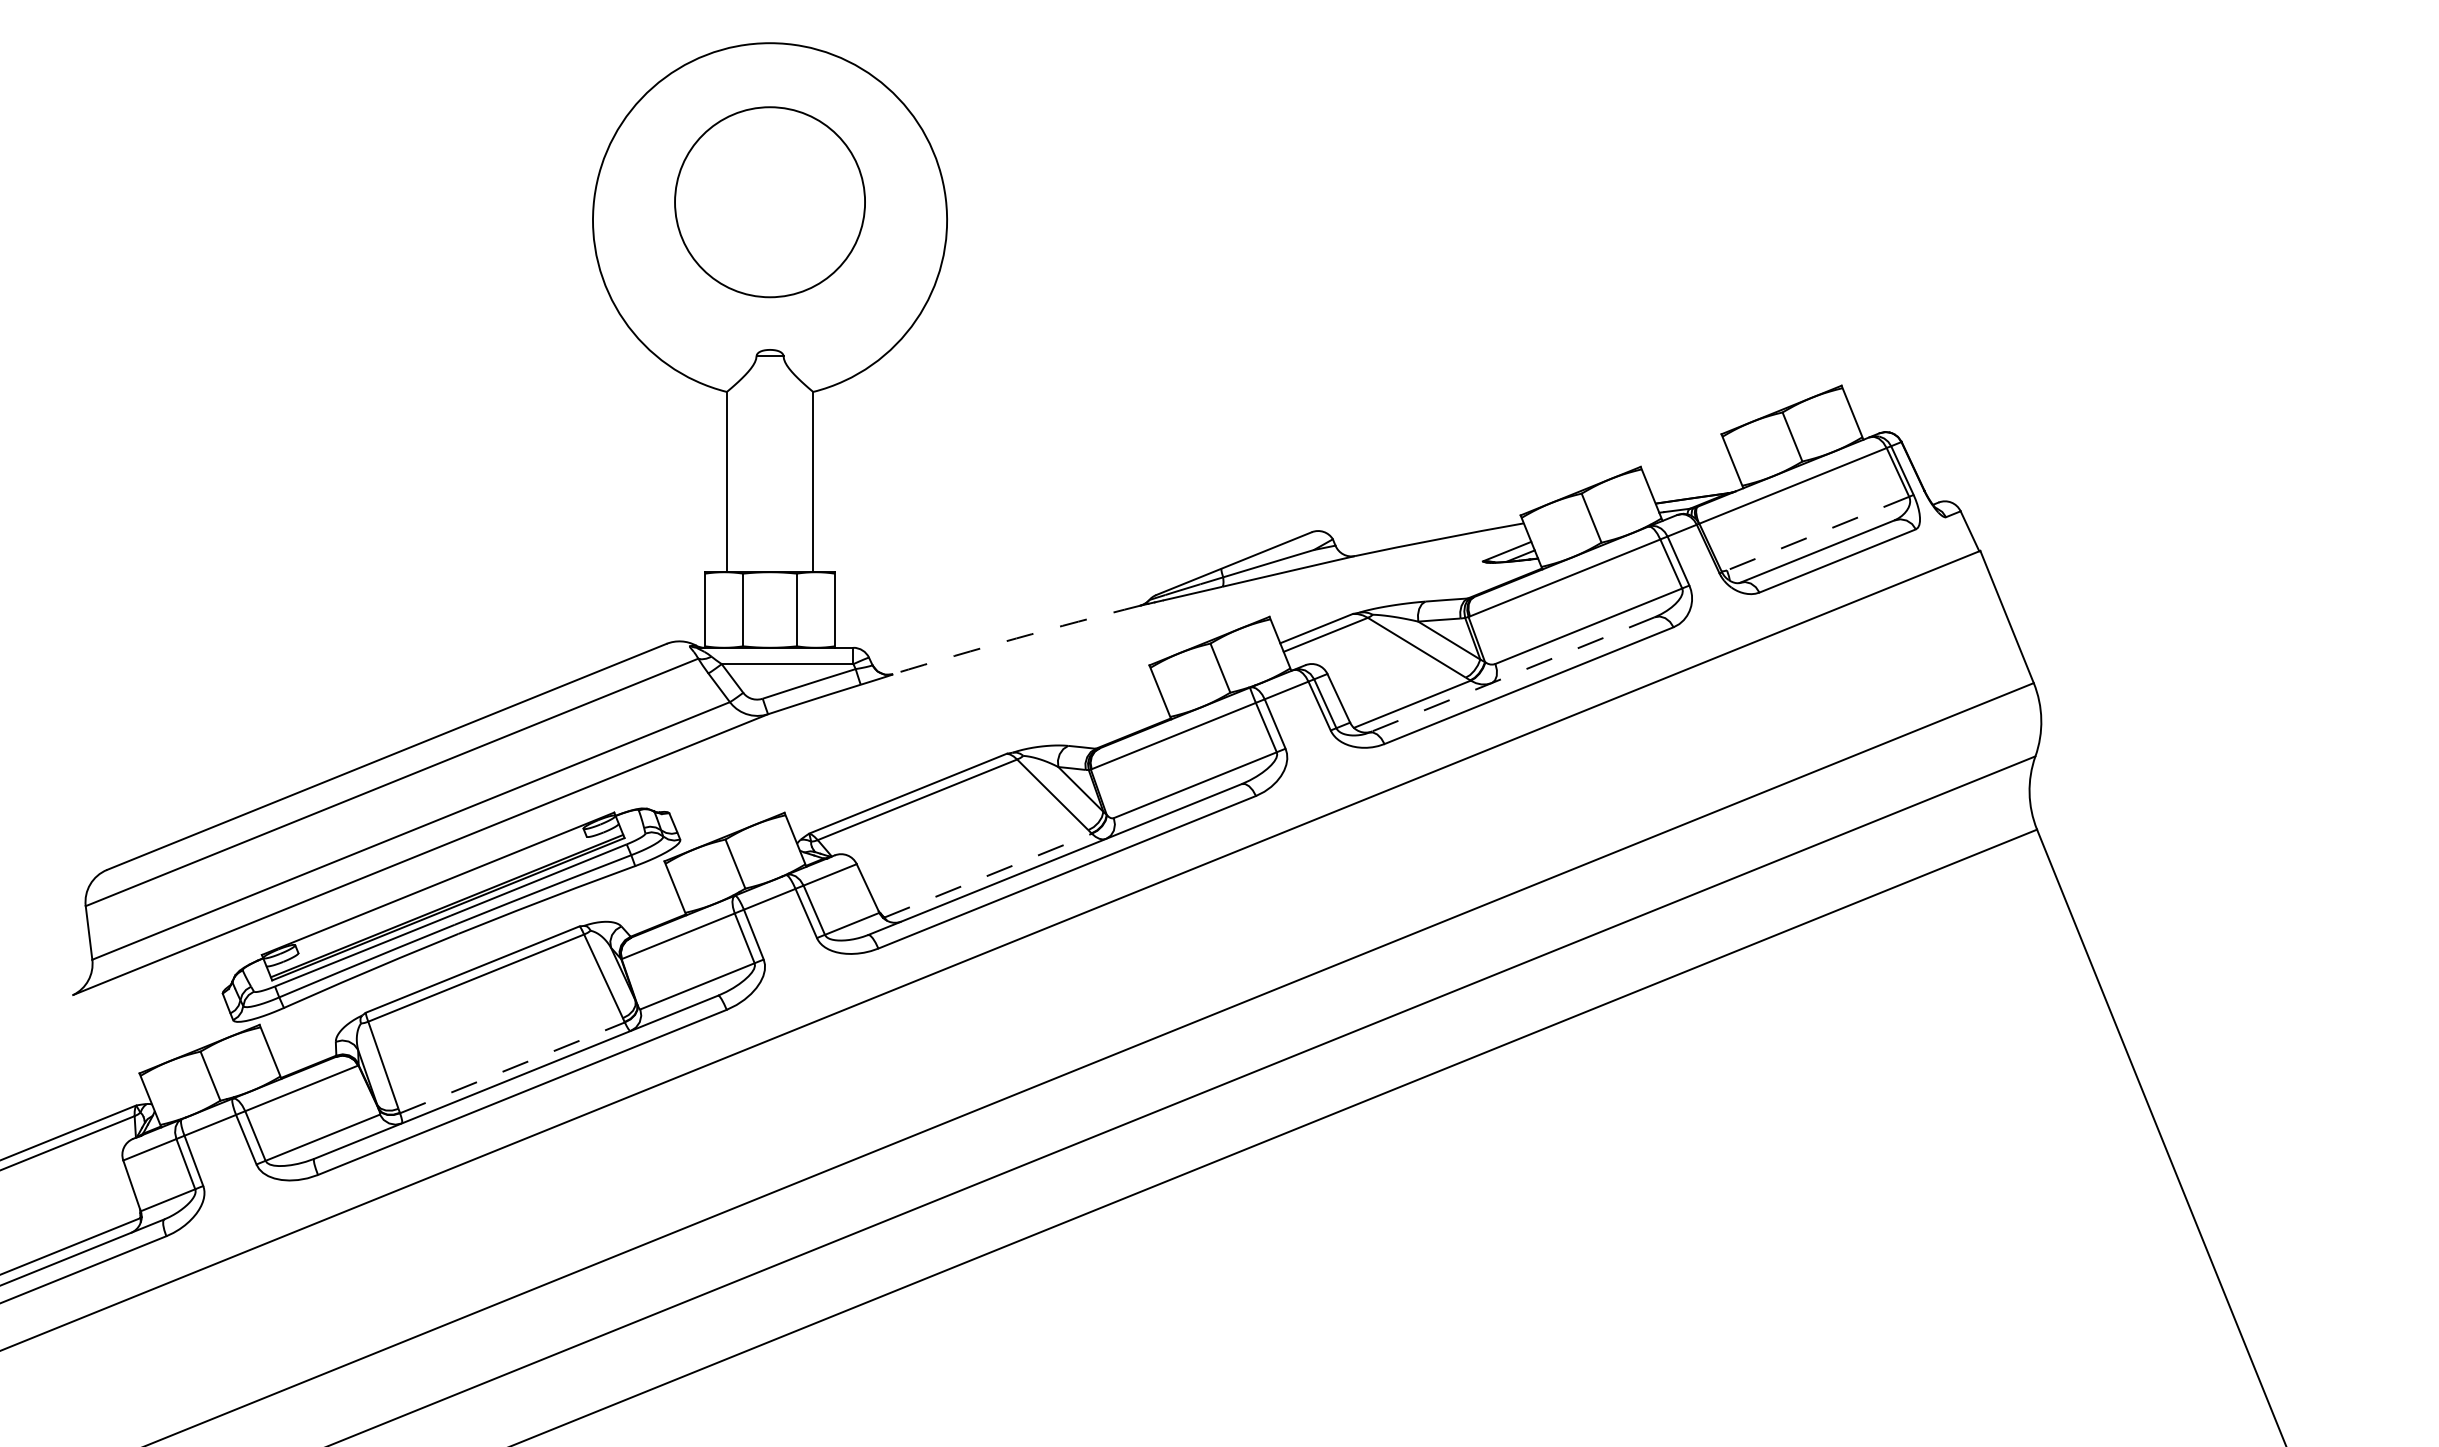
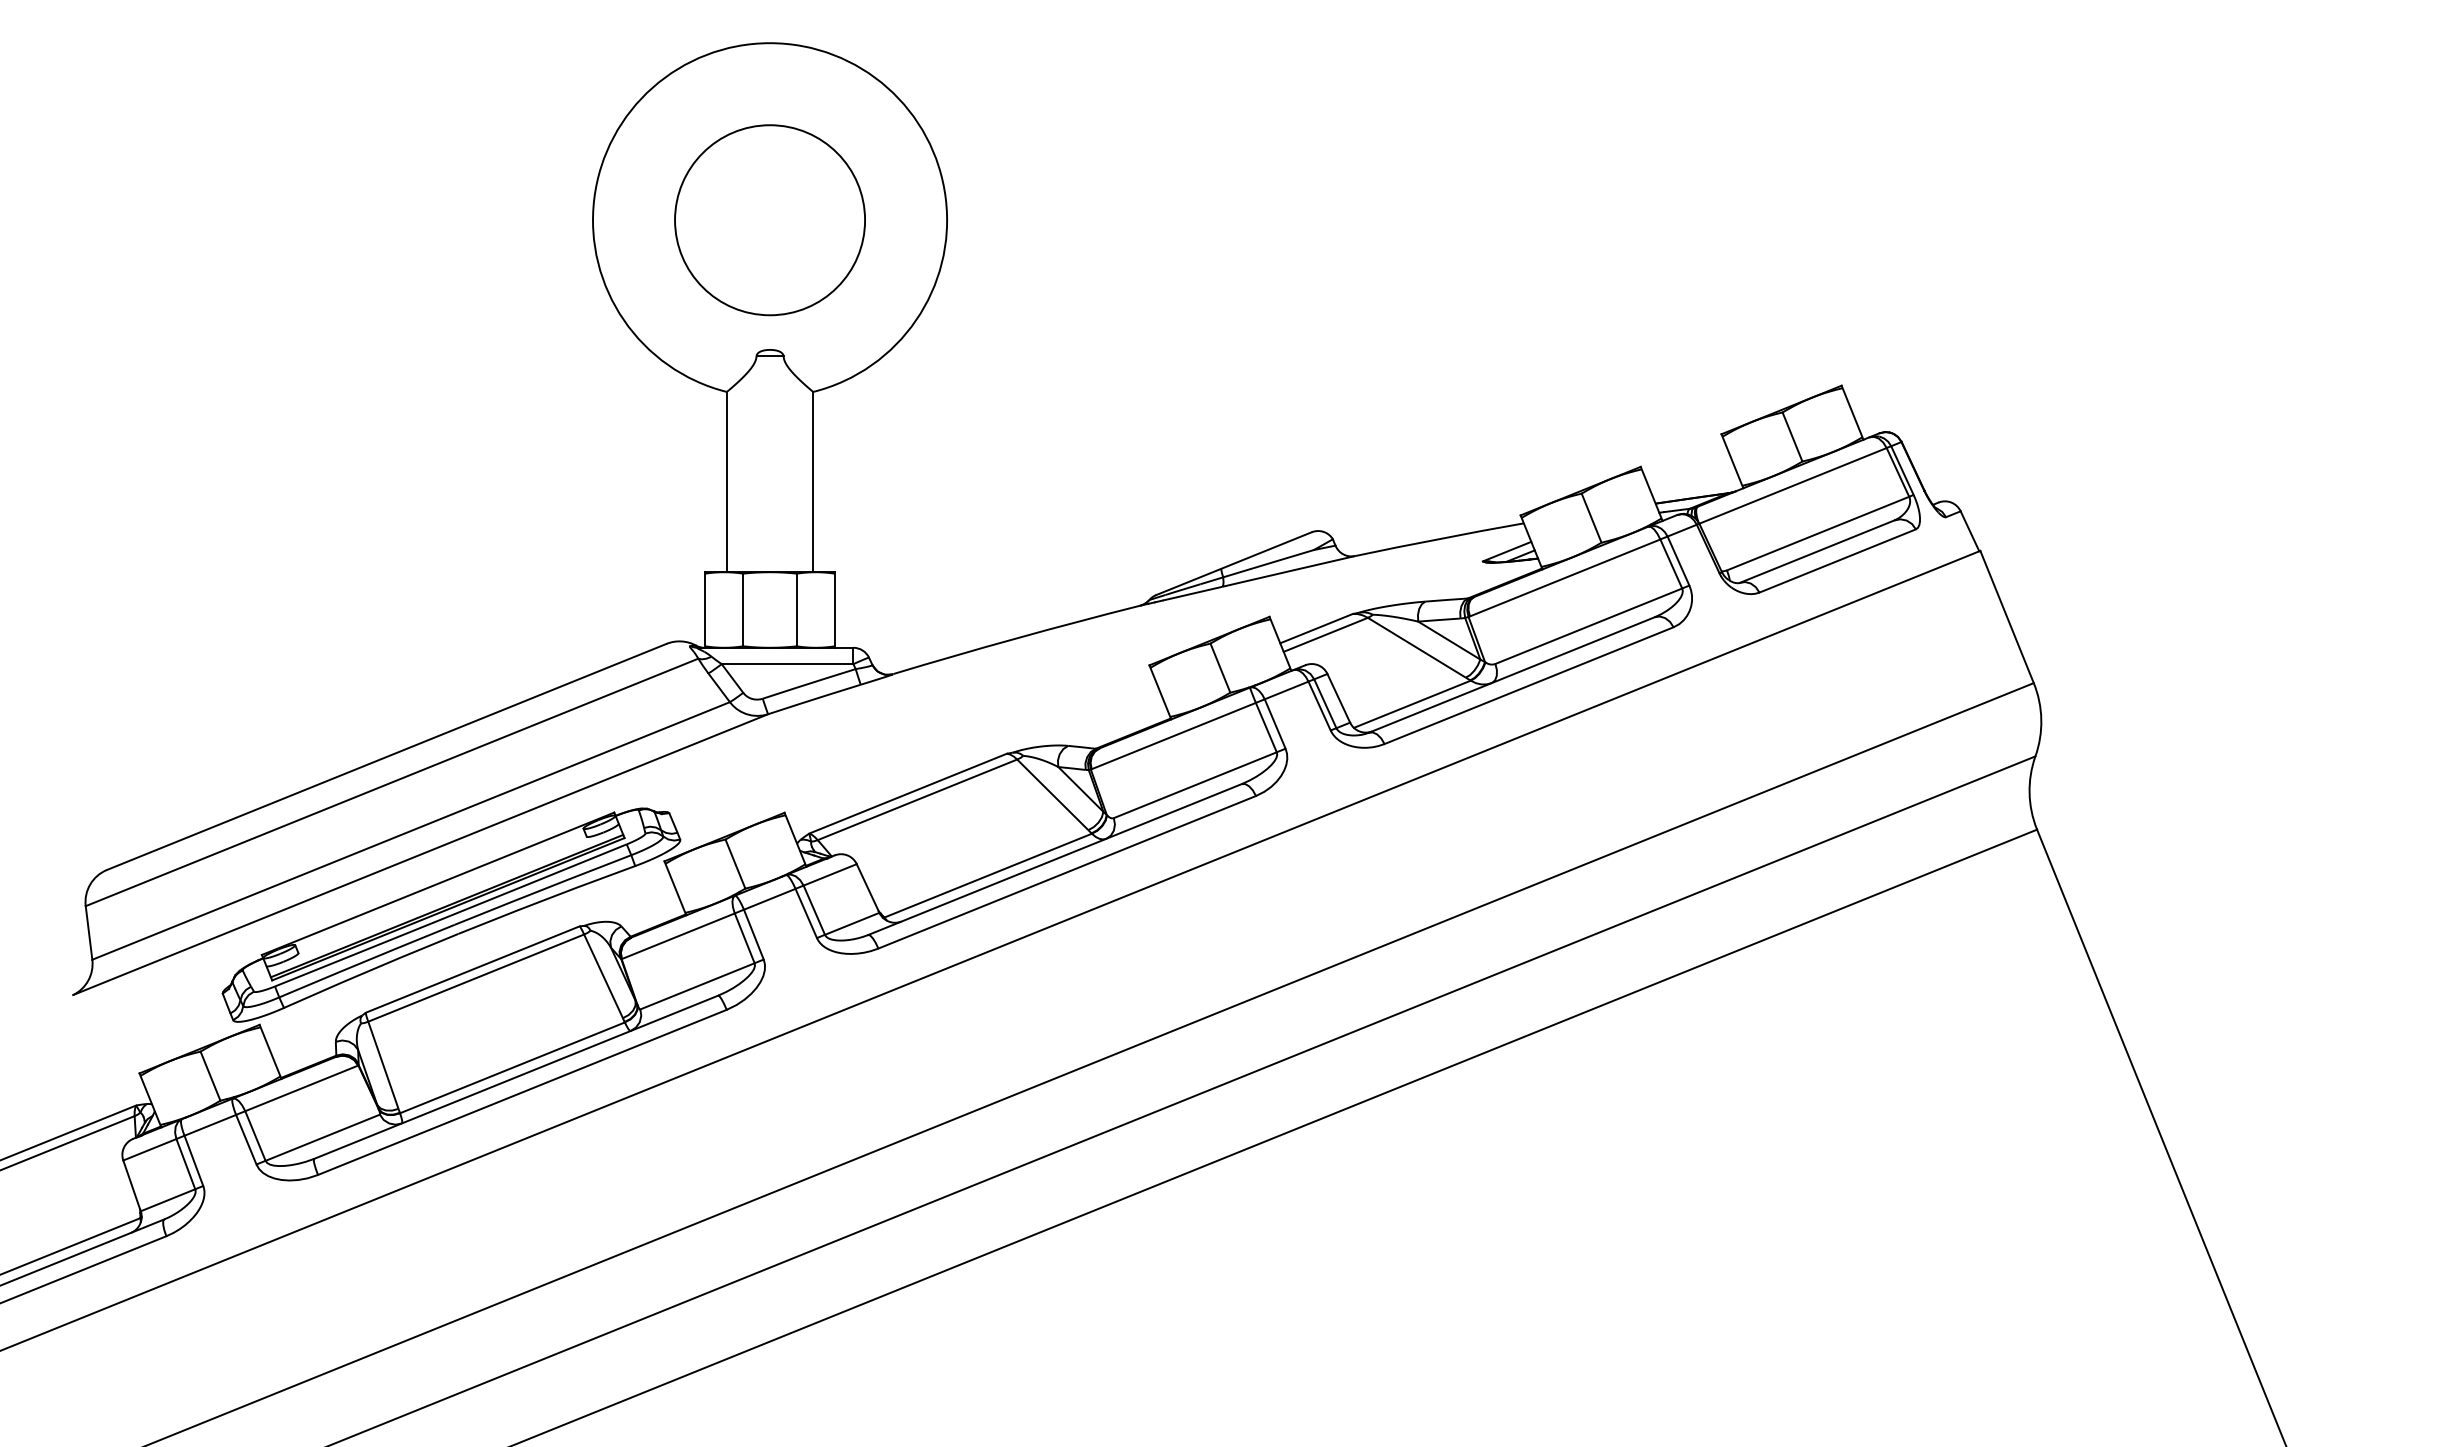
circle position: (769, 202) -> (769, 220) (769, 220)
line: dashed -> solid (1817, 533)
arc: dashed -> solid (1016, 638)
line: dashed -> solid (1511, 675)
line: dashed -> solid (988, 875)
line: dashed -> solid (512, 1067)
